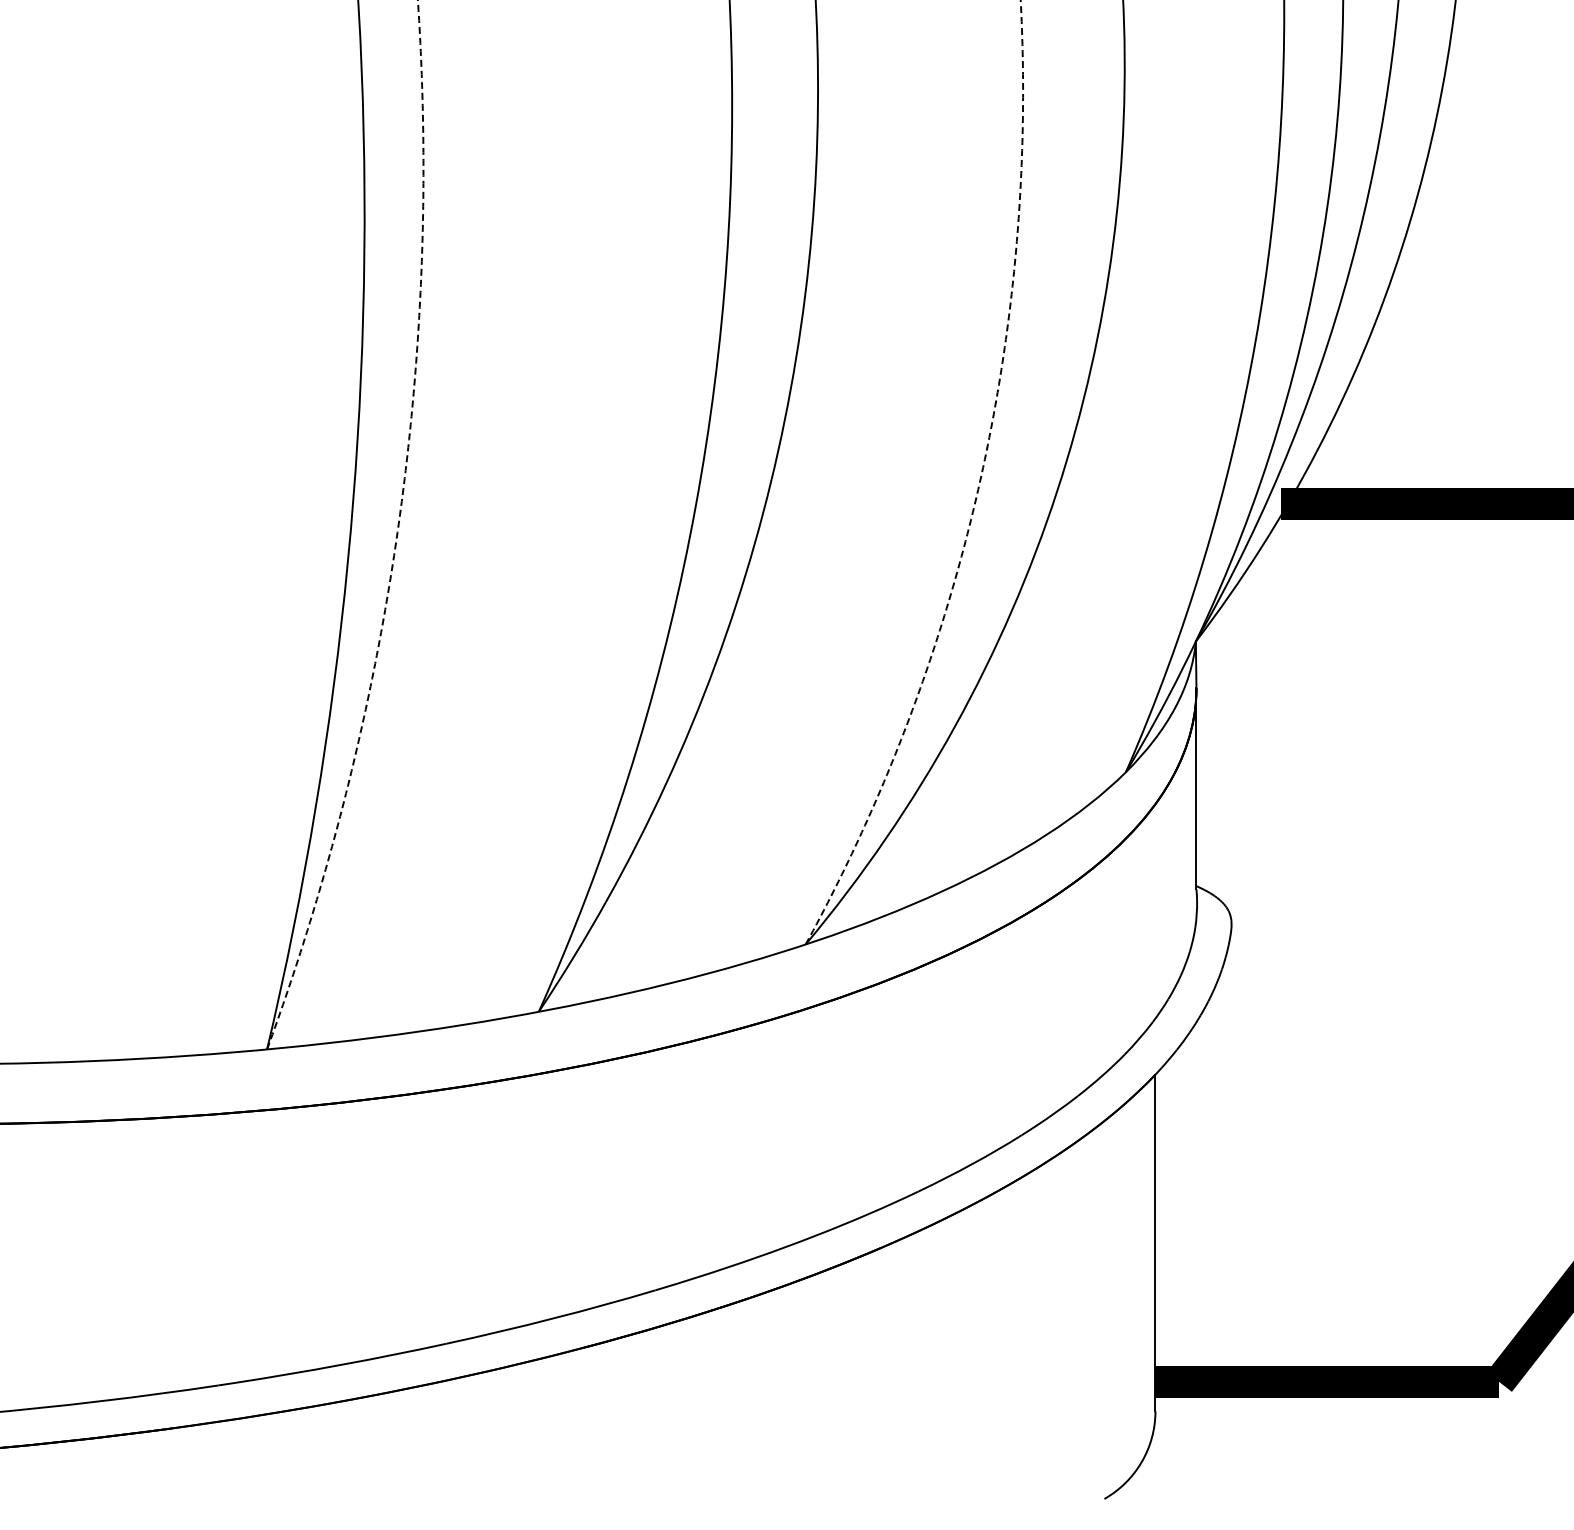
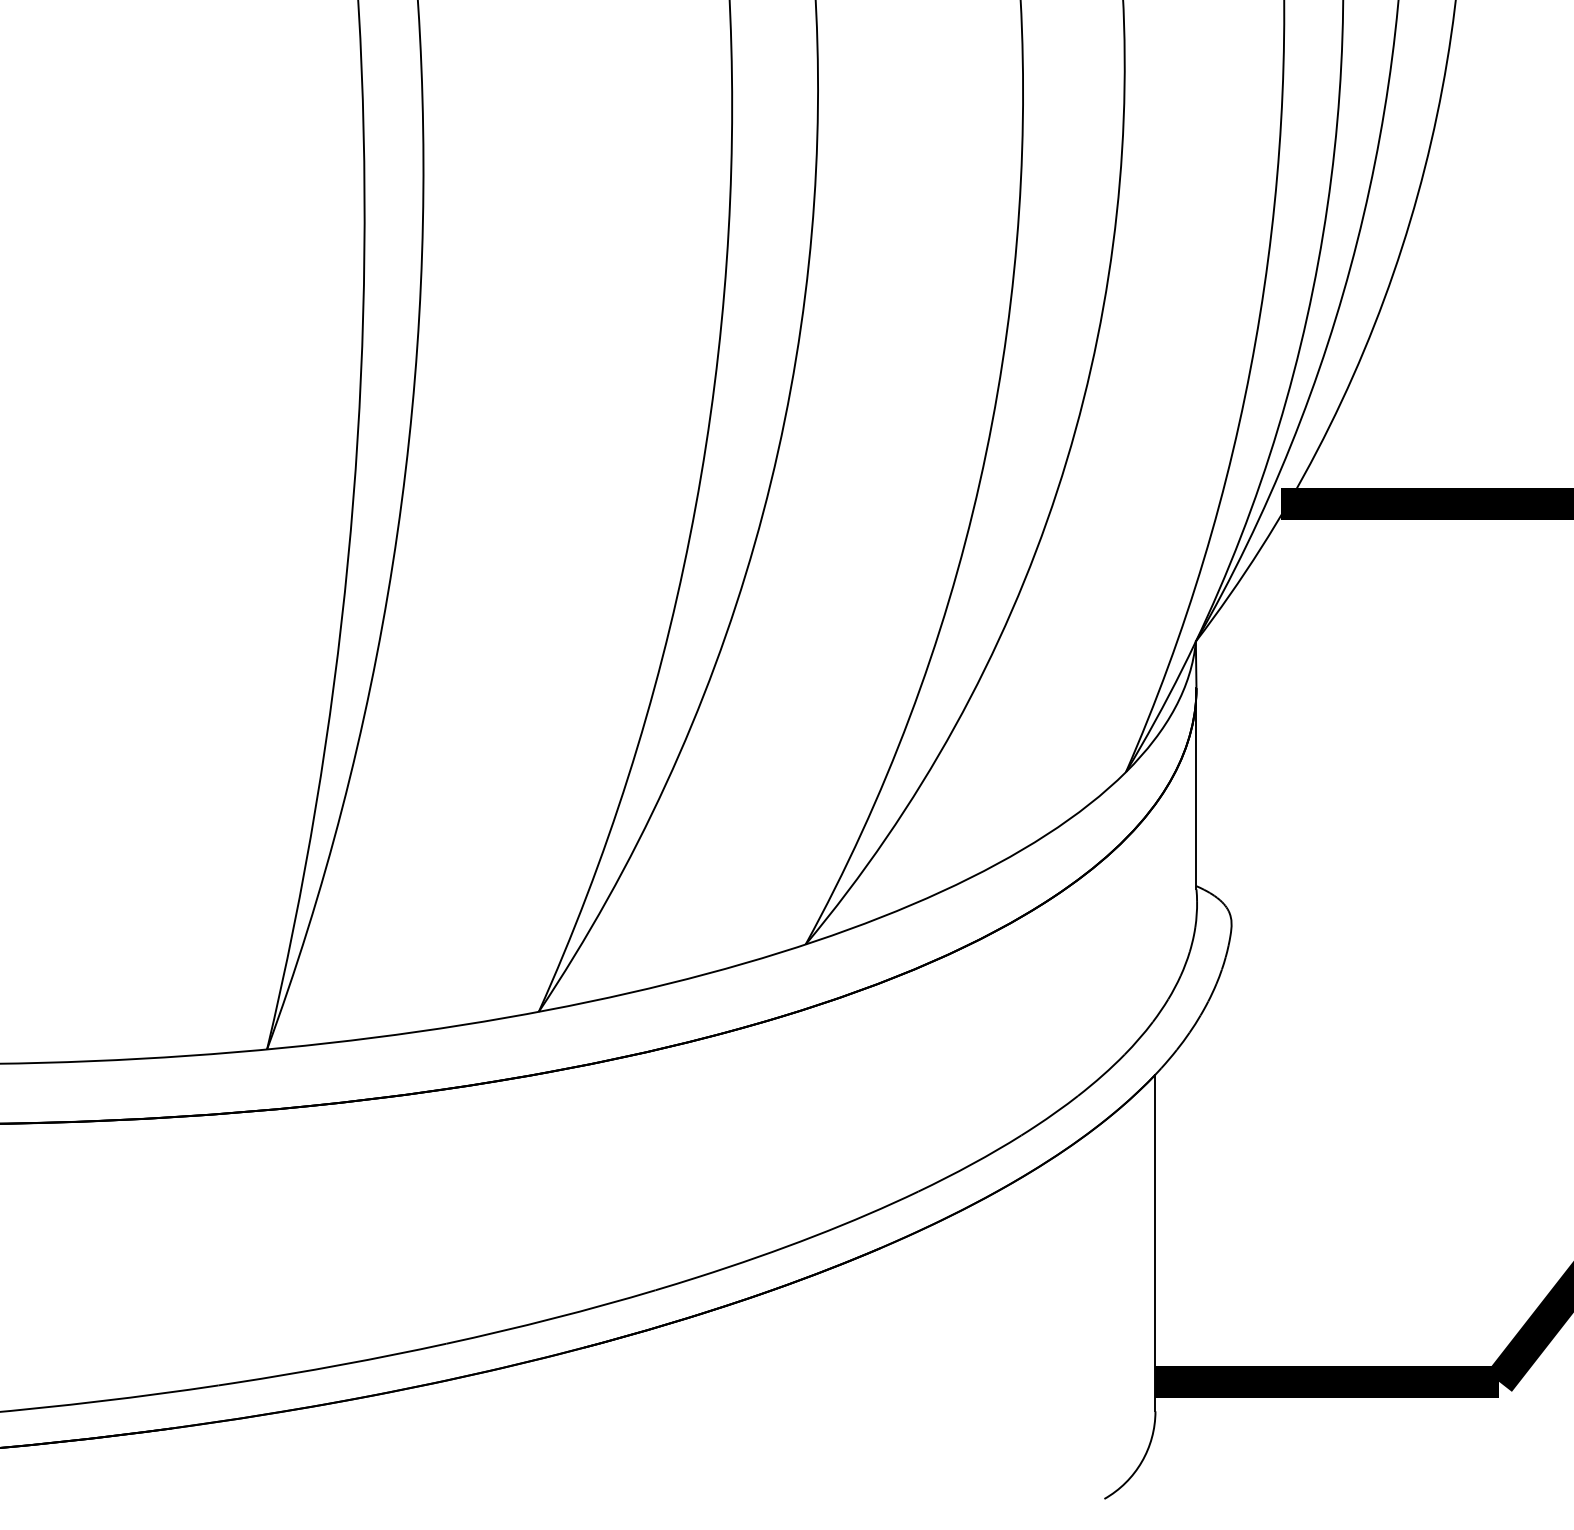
arc: dashed -> solid (979, 486)
arc: dashed -> solid (397, 531)
